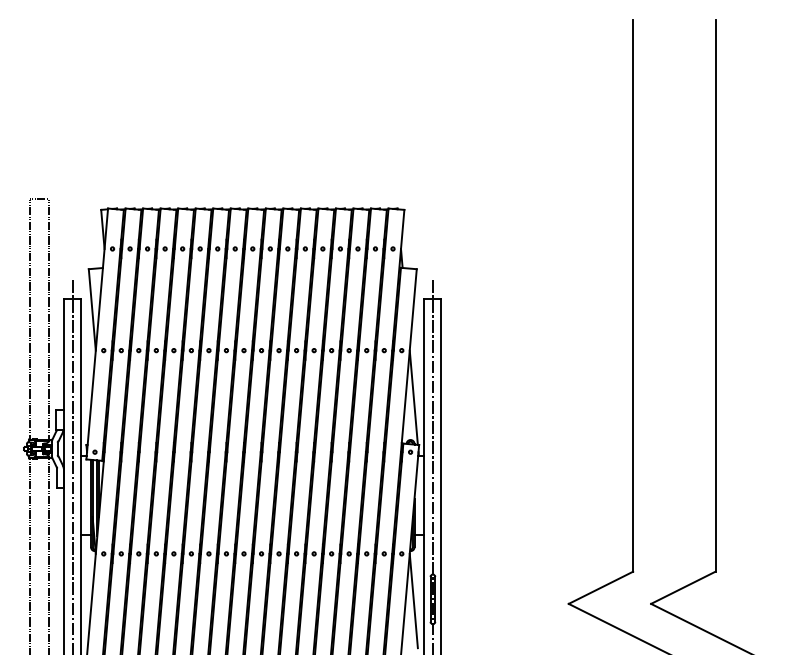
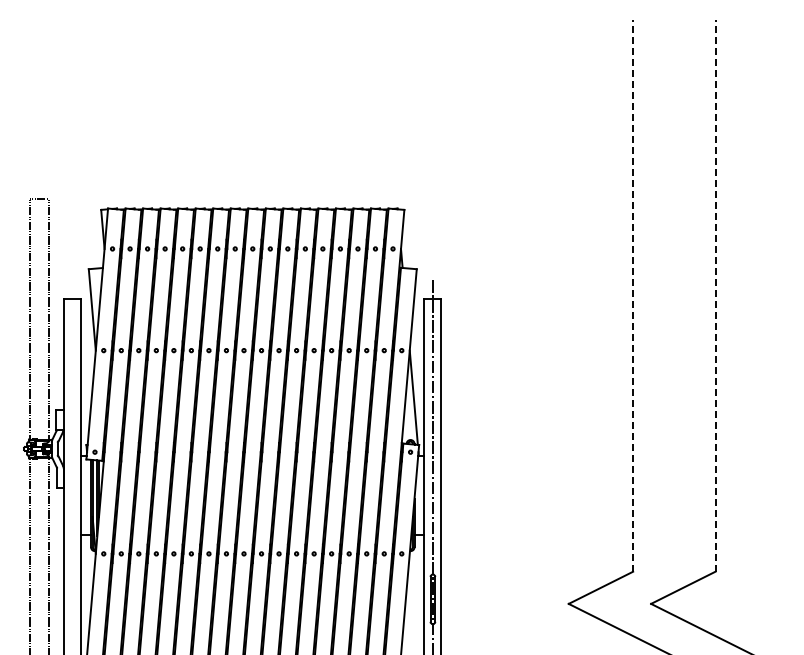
line: solid -> dashed (633, 295)
line: solid -> dashed (715, 295)
line: present -> none (72, 465)
line: present -> none (413, 600)
